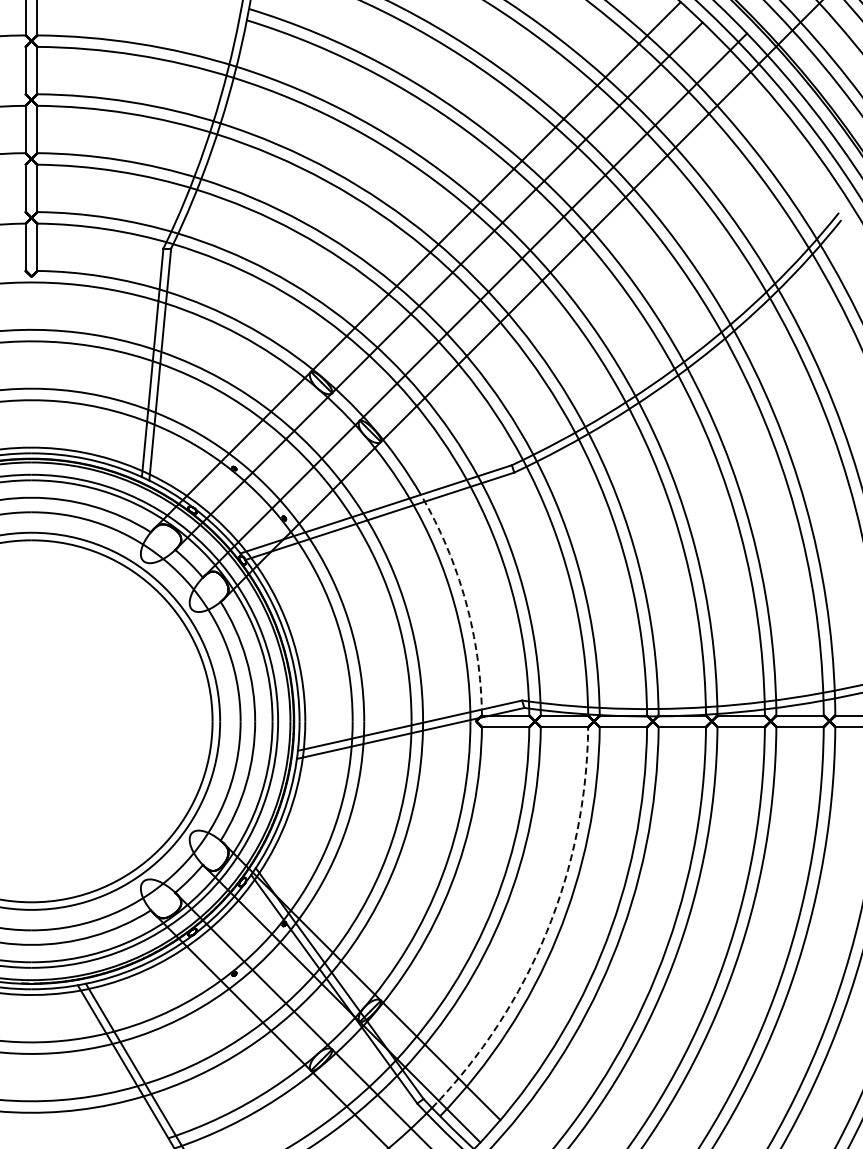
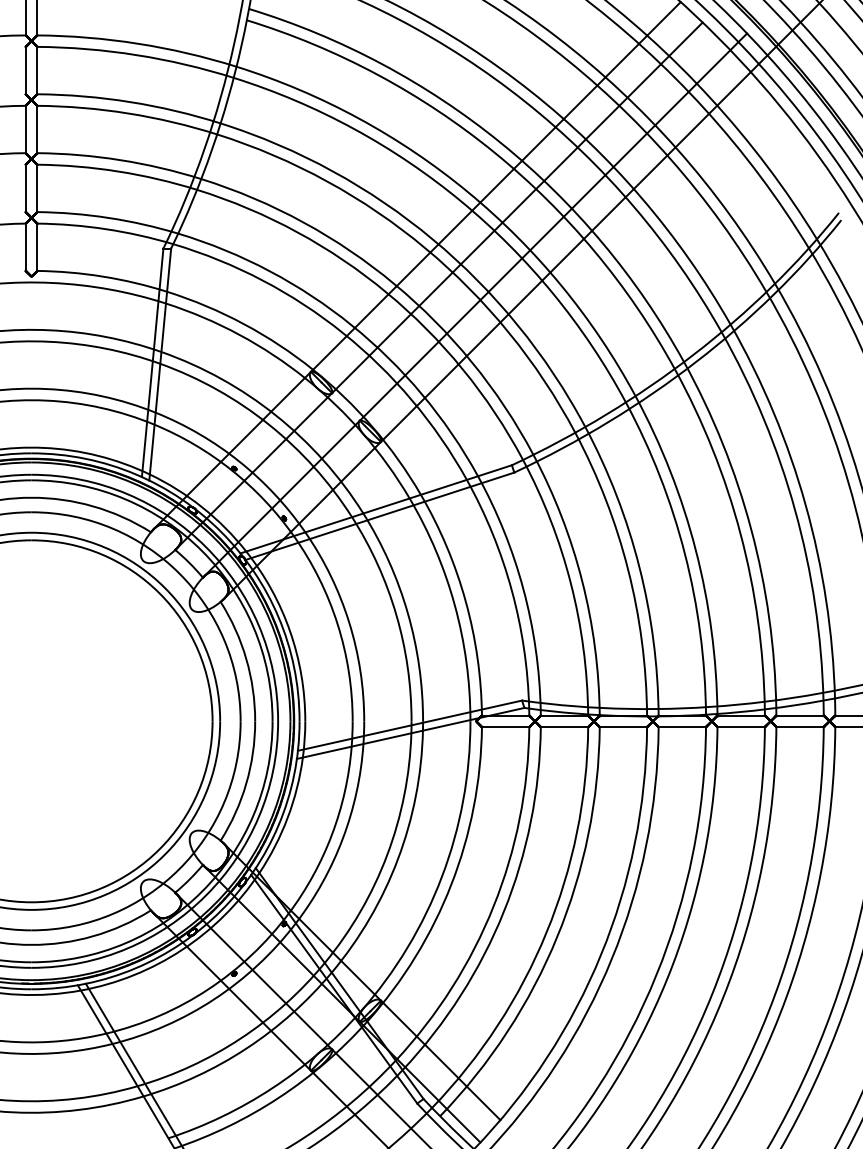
arc: dashed -> solid (465, 601)
arc: dashed -> solid (546, 932)
